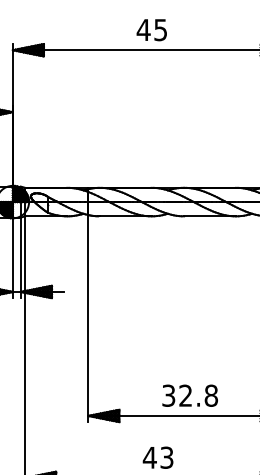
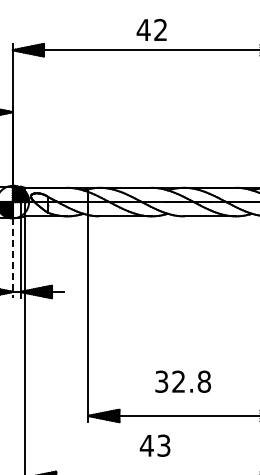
text: 45 -> 42 (160, 29)
line: solid -> dashed (12, 258)
text position: (189, 395) -> (182, 381) (182, 381)
text position: (157, 457) -> (154, 445) (154, 445)
